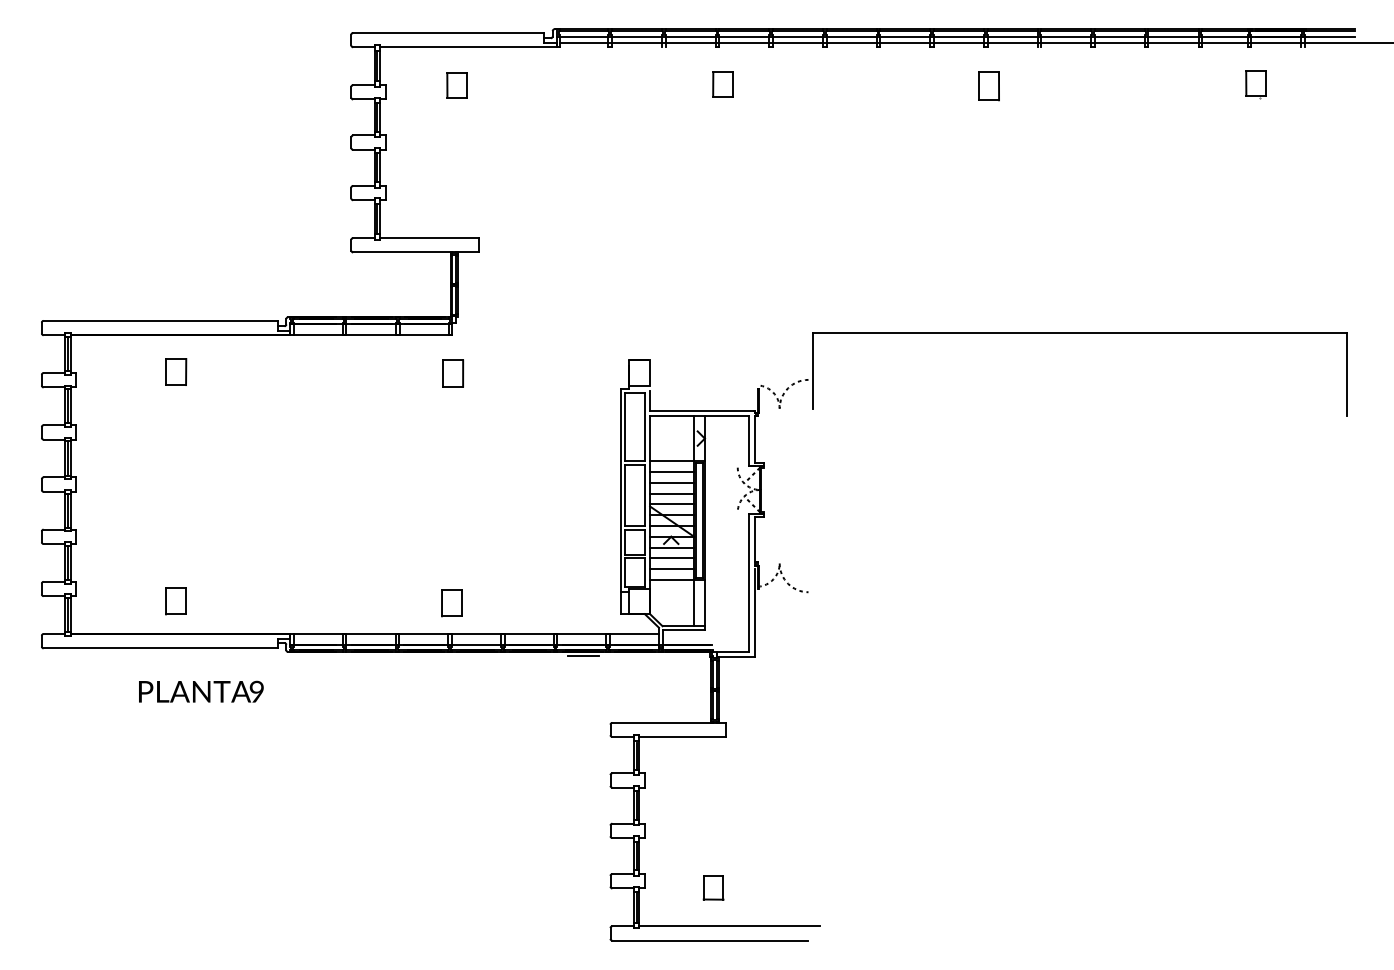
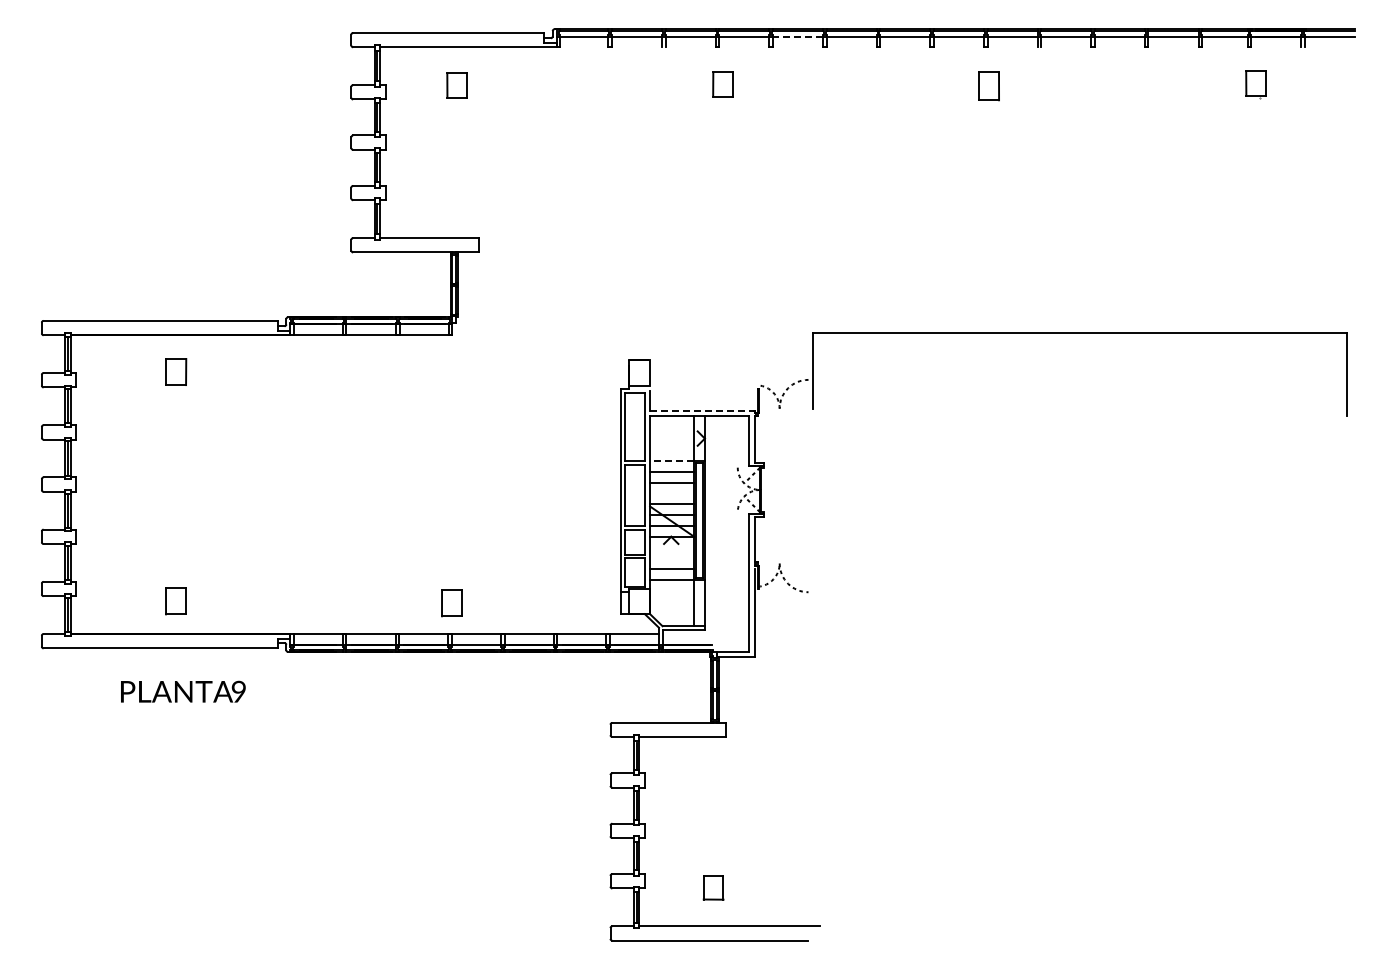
line: solid -> dashed (797, 36)
line: present -> none (975, 43)
part: present -> none (453, 373)
line: solid -> dashed (701, 410)
line: solid -> dashed (671, 461)
line: present -> none (672, 493)
line: present -> none (672, 547)
line: present -> none (672, 558)
line: present -> none (583, 655)
text position: (201, 691) -> (183, 691) (183, 691)
